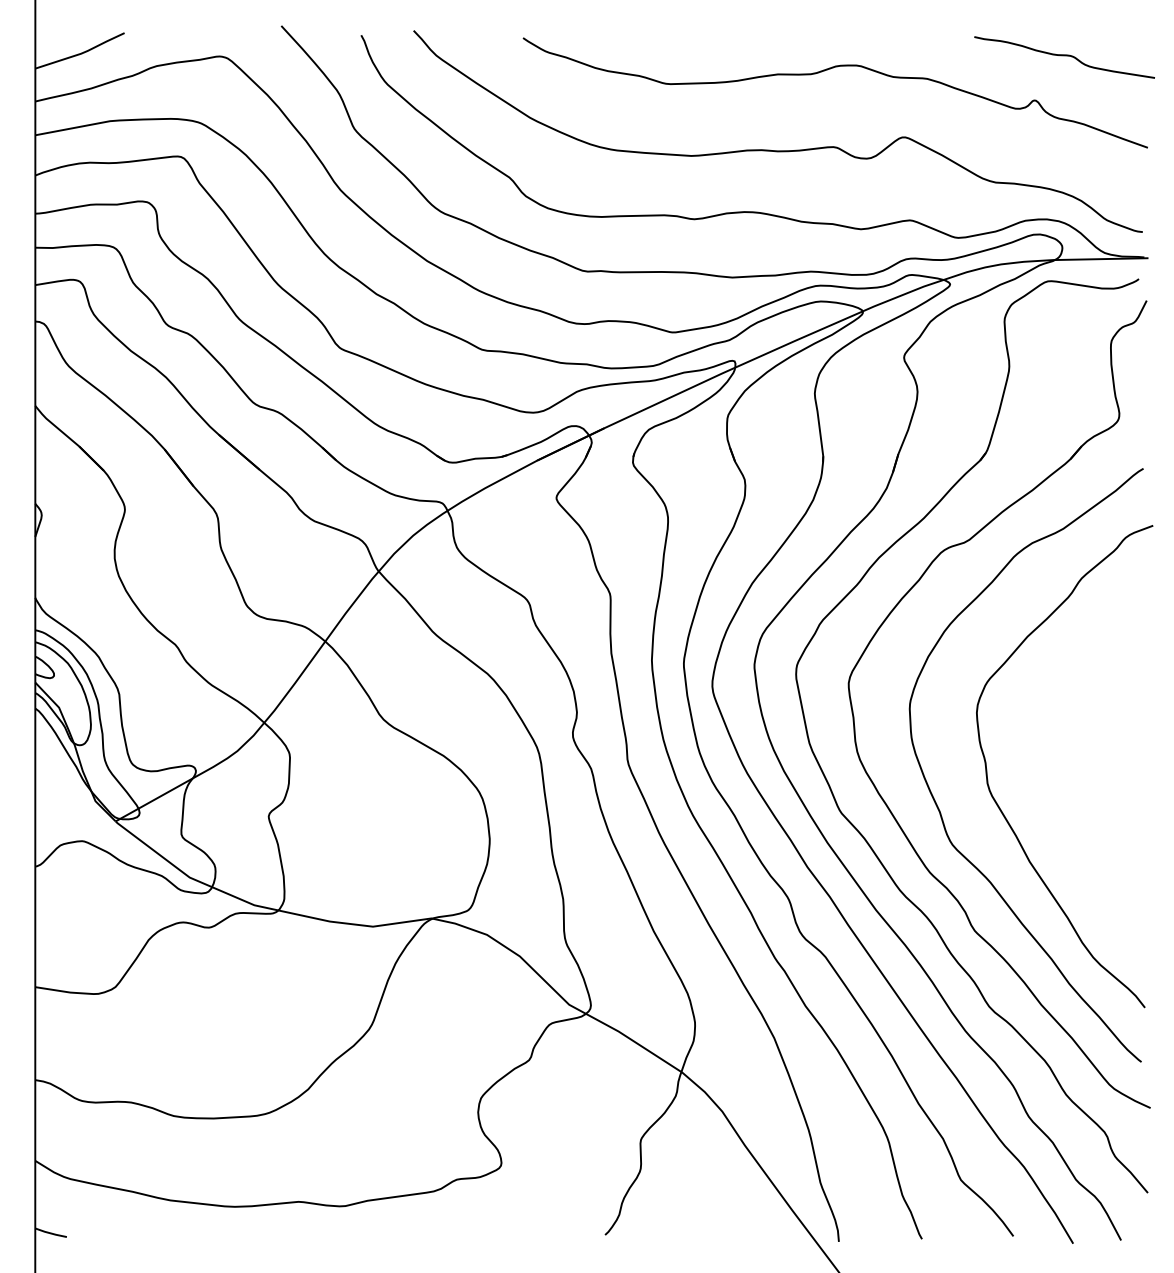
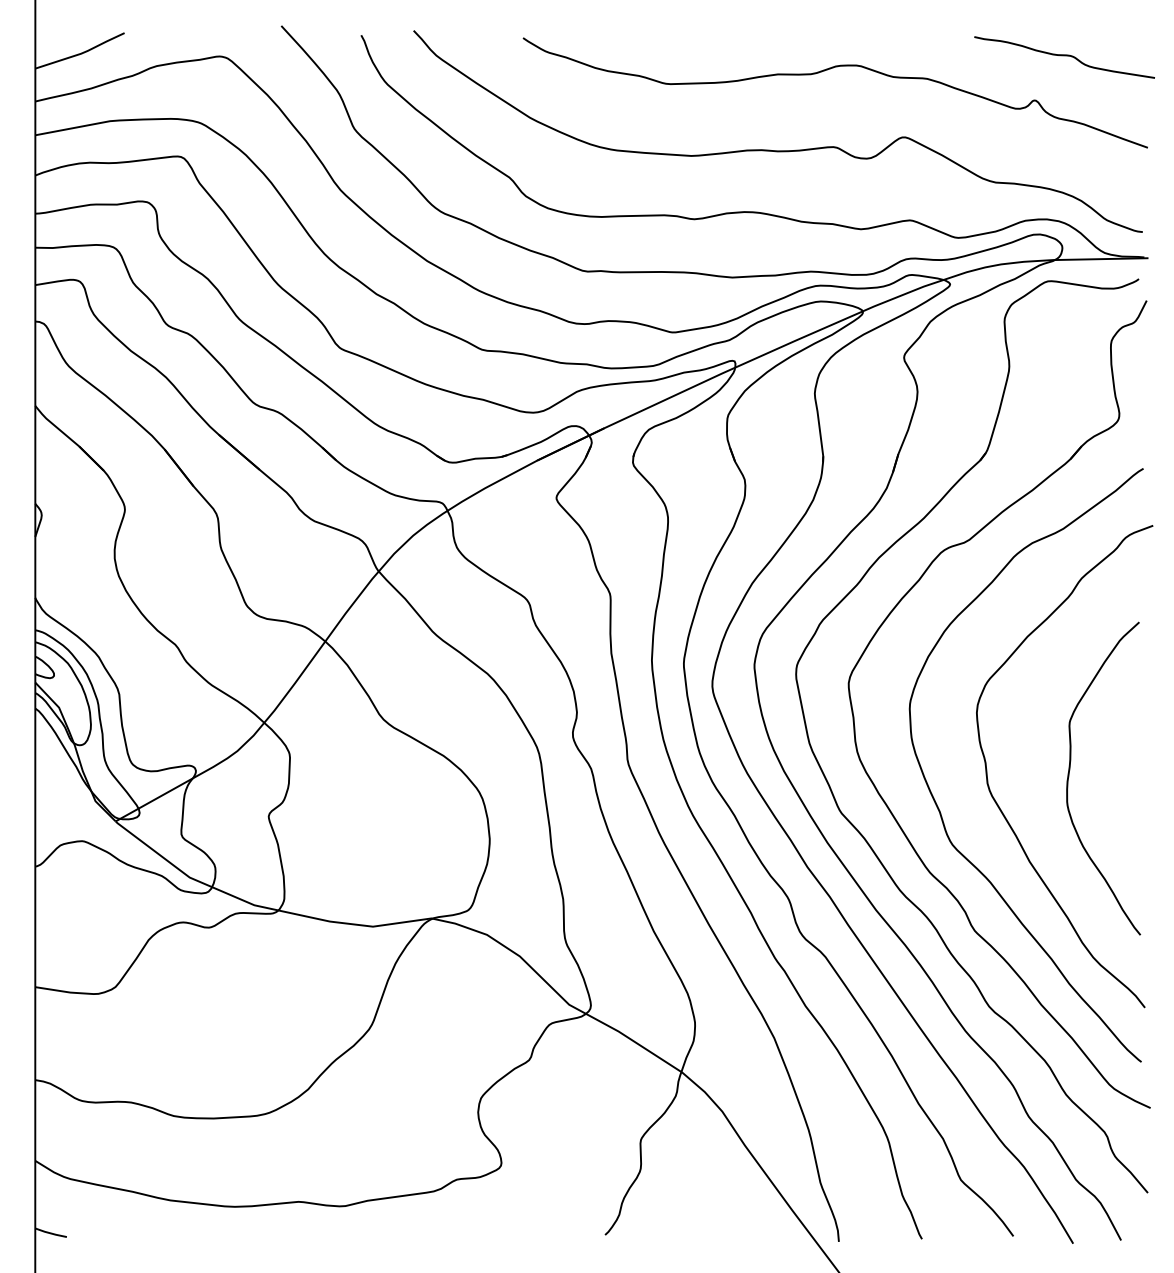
curve: none -> present (1070, 770)
